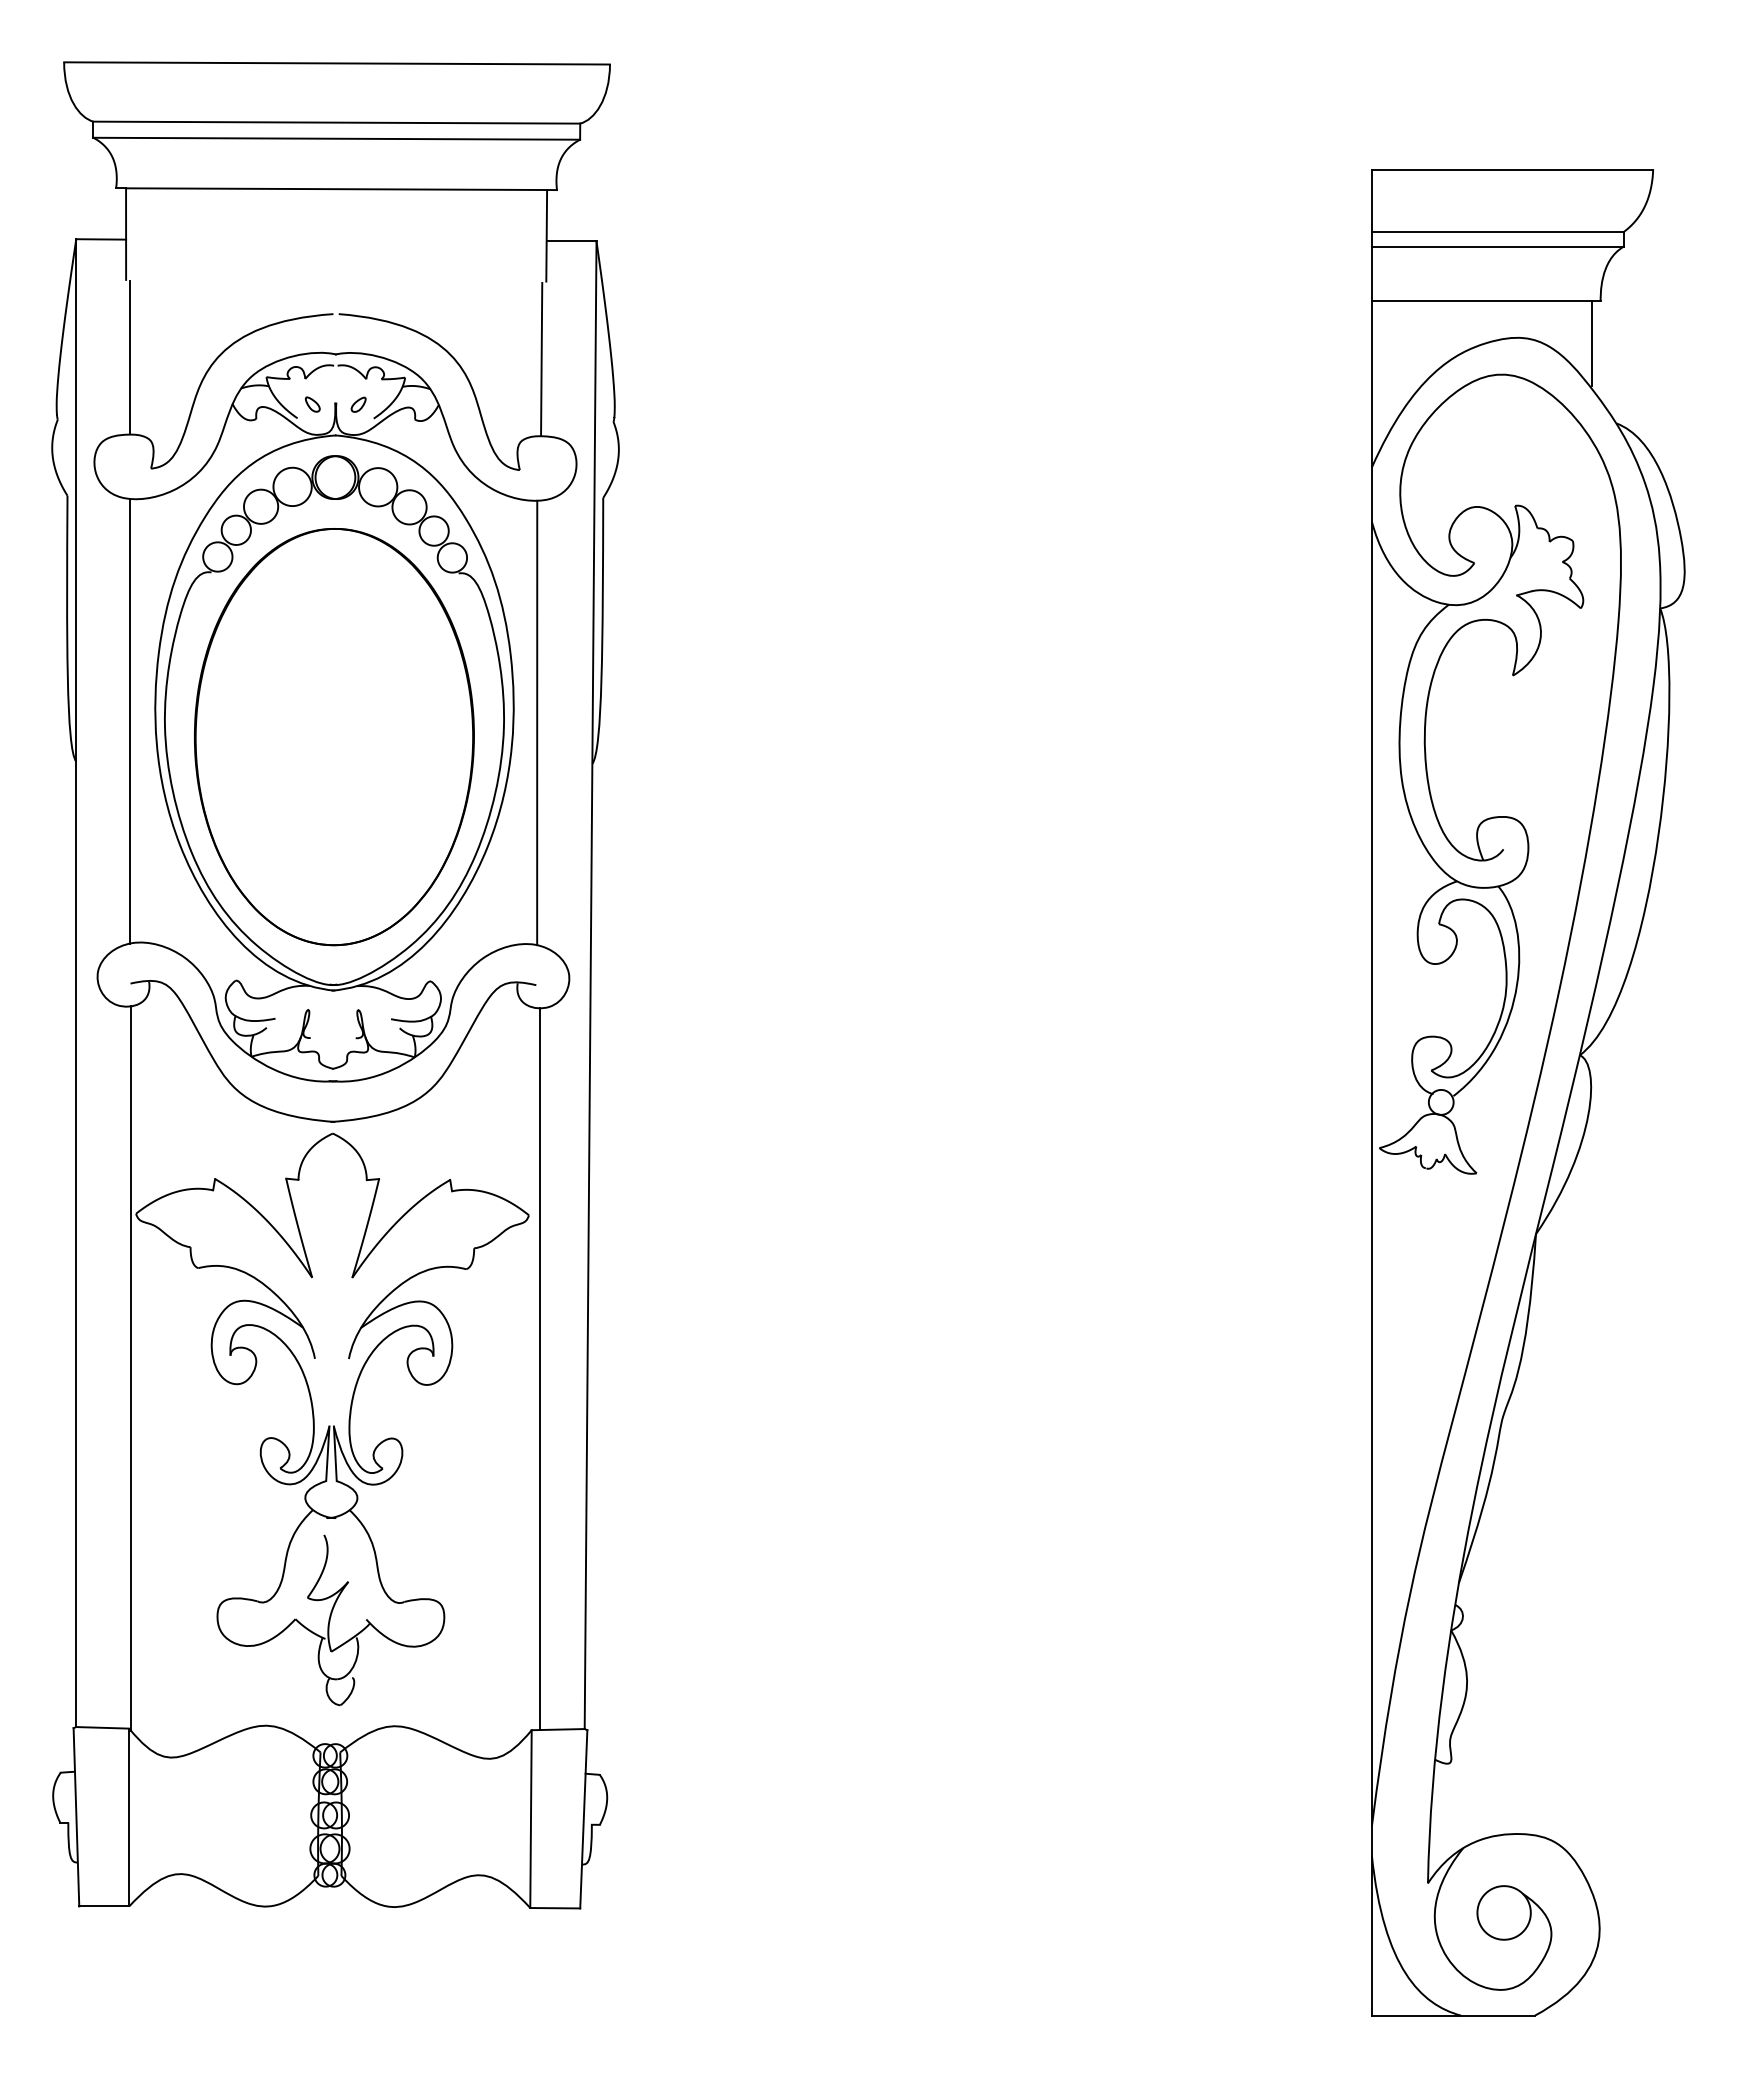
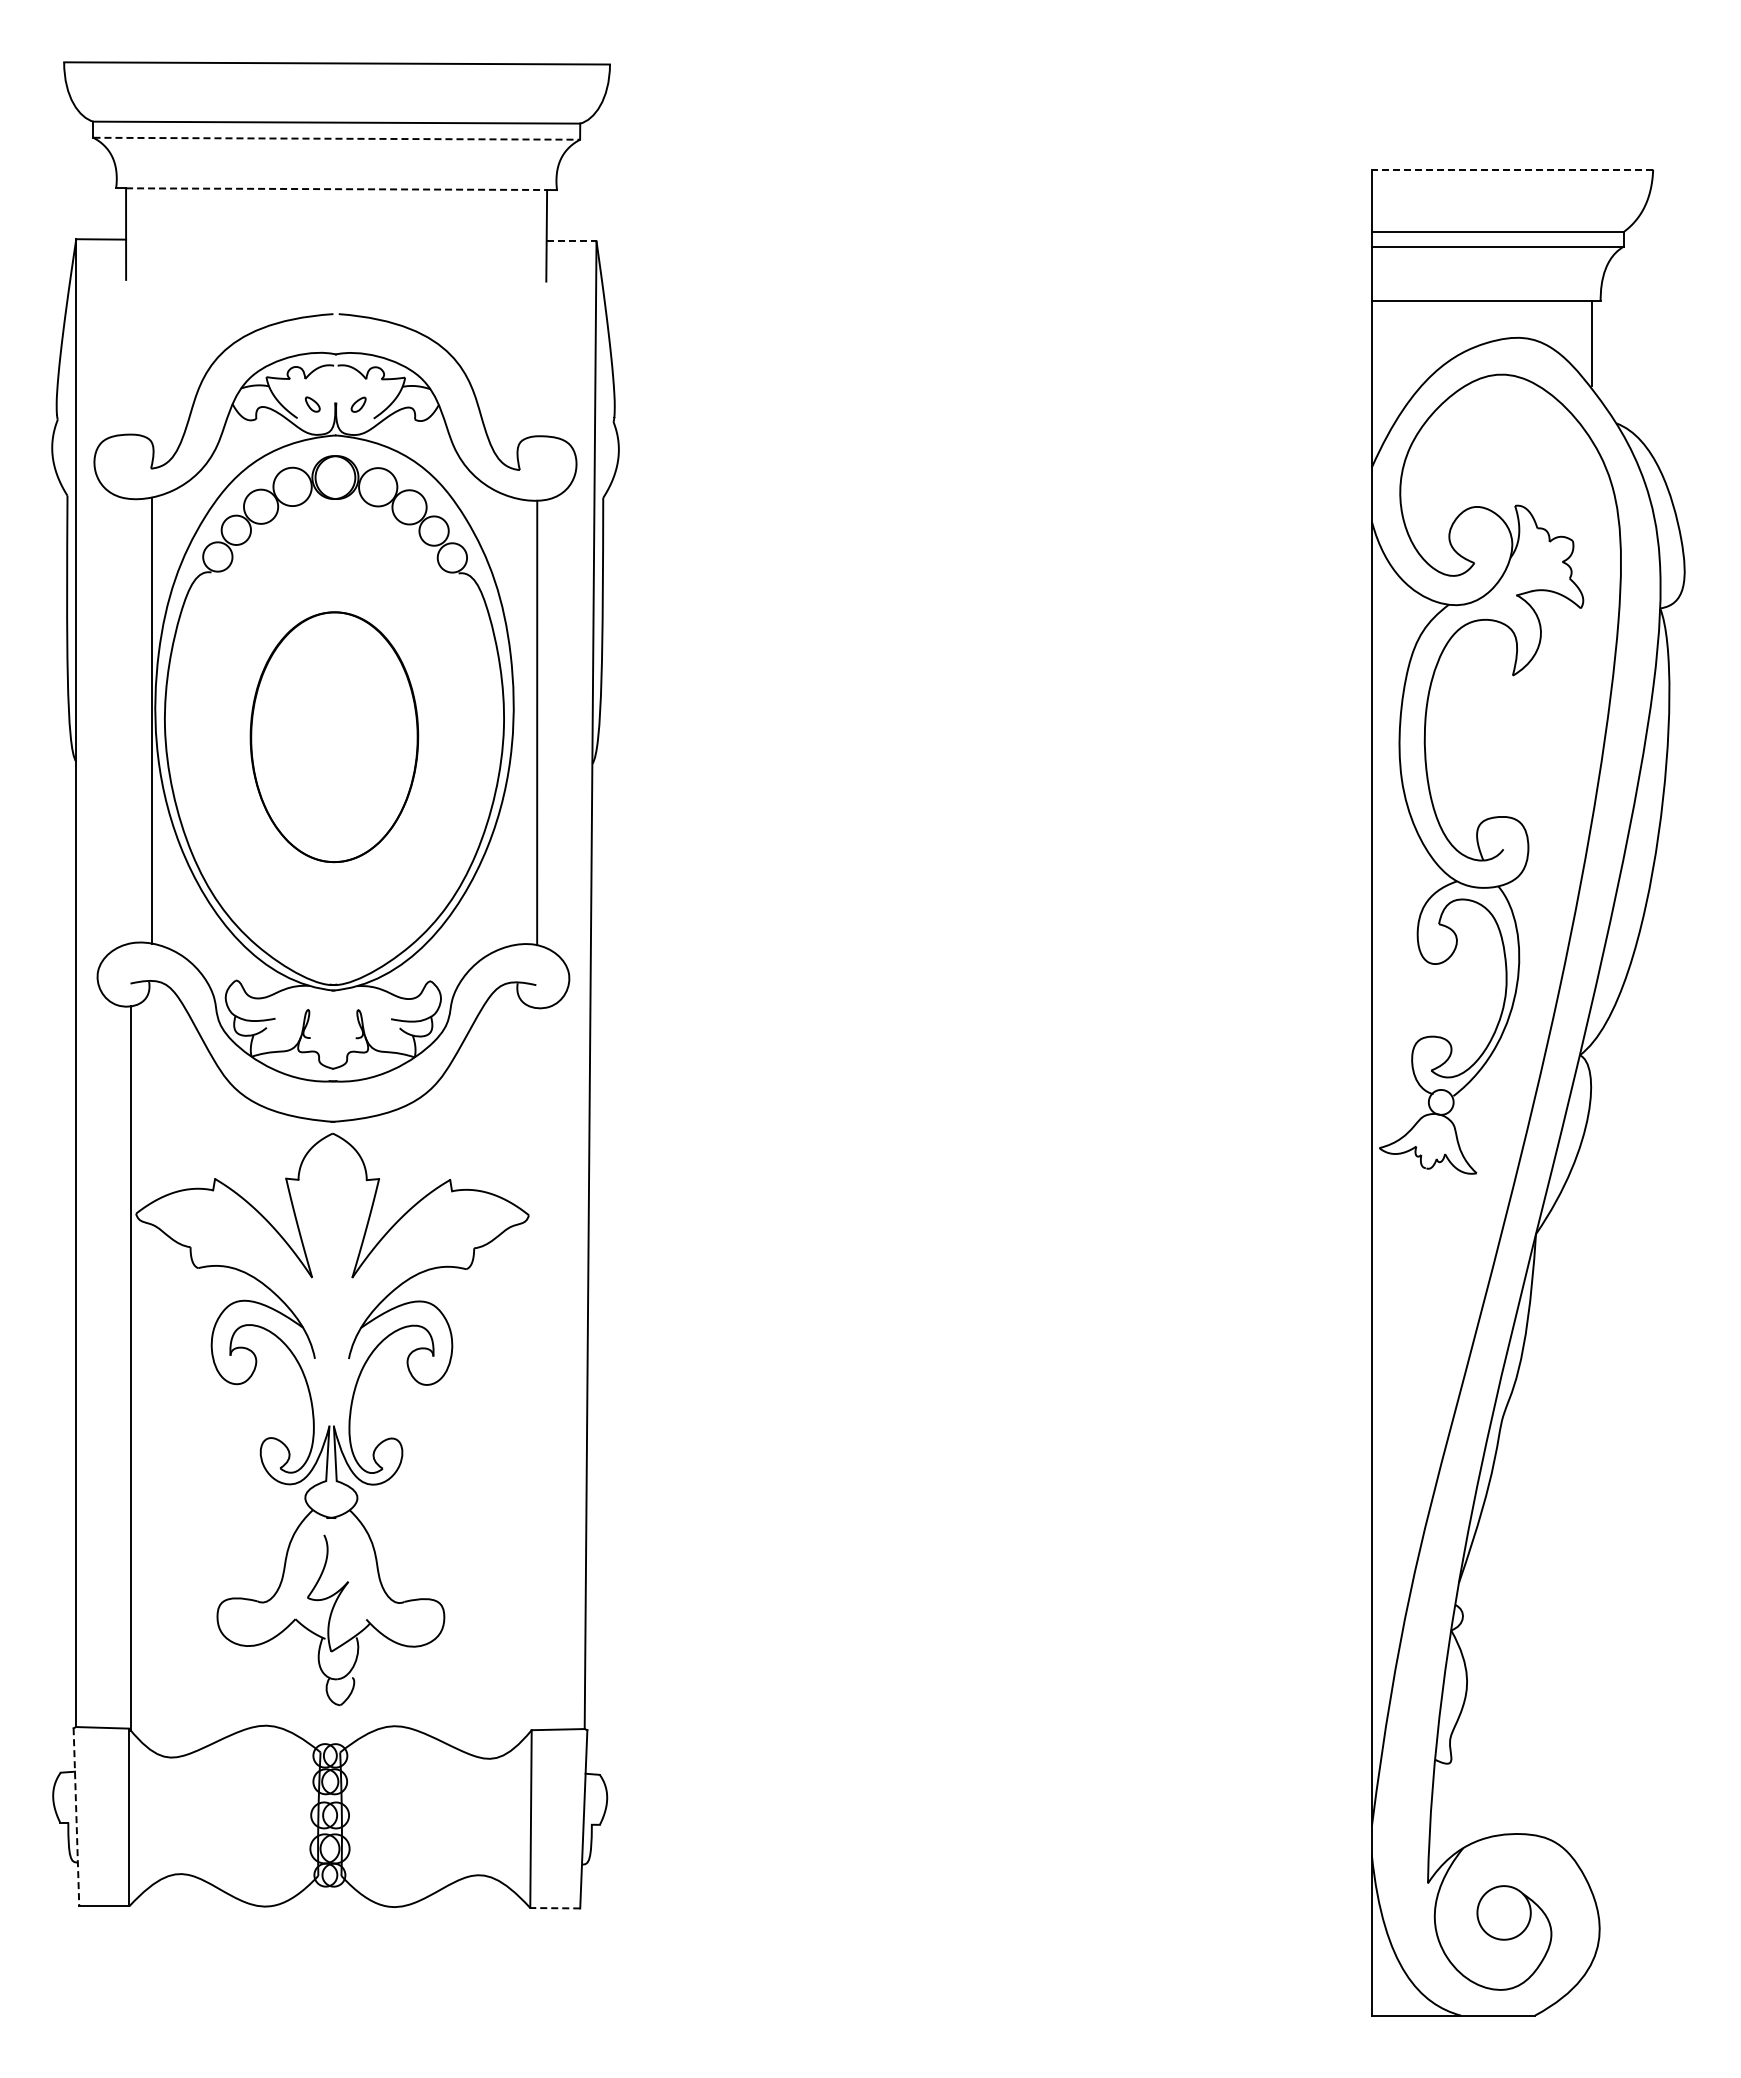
line: solid -> dashed (337, 138)
line: solid -> dashed (1512, 169)
line: solid -> dashed (336, 189)
line: solid -> dashed (571, 241)
line: present -> none (130, 357)
line: present -> none (541, 358)
line position: (129, 720) -> (151, 720) (151, 720)
part size: 281x419 px -> 171x253 px (334, 737)
line: present -> none (540, 1369)
line: solid -> dashed (76, 1817)
line: solid -> dashed (555, 1908)
